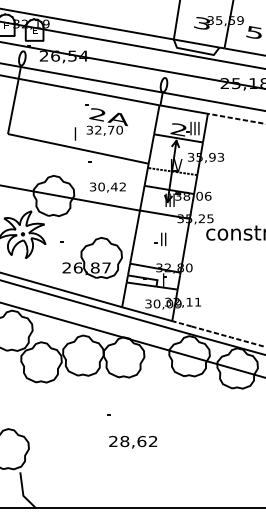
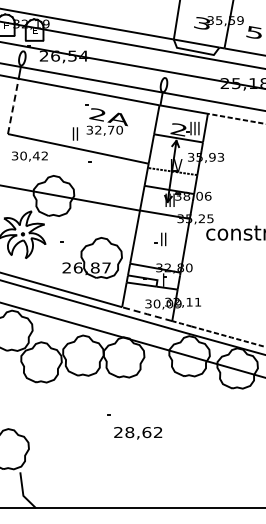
line: solid -> dashed (13, 106)
text: I -> II (75, 133)
text position: (107, 187) -> (29, 156) (29, 156)
line: solid -> dashed (147, 314)
text position: (133, 442) -> (138, 433) (138, 433)
